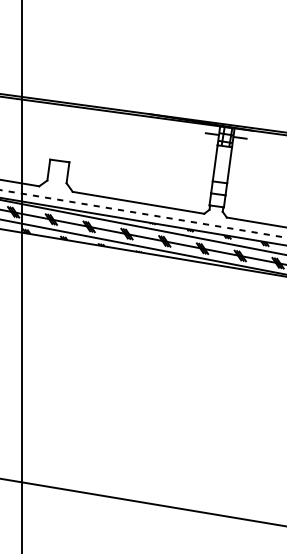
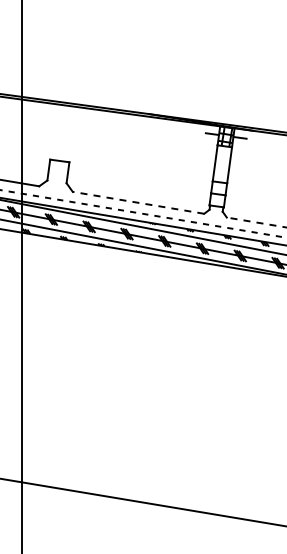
line: solid -> dashed (138, 202)
line: solid -> dashed (256, 222)
